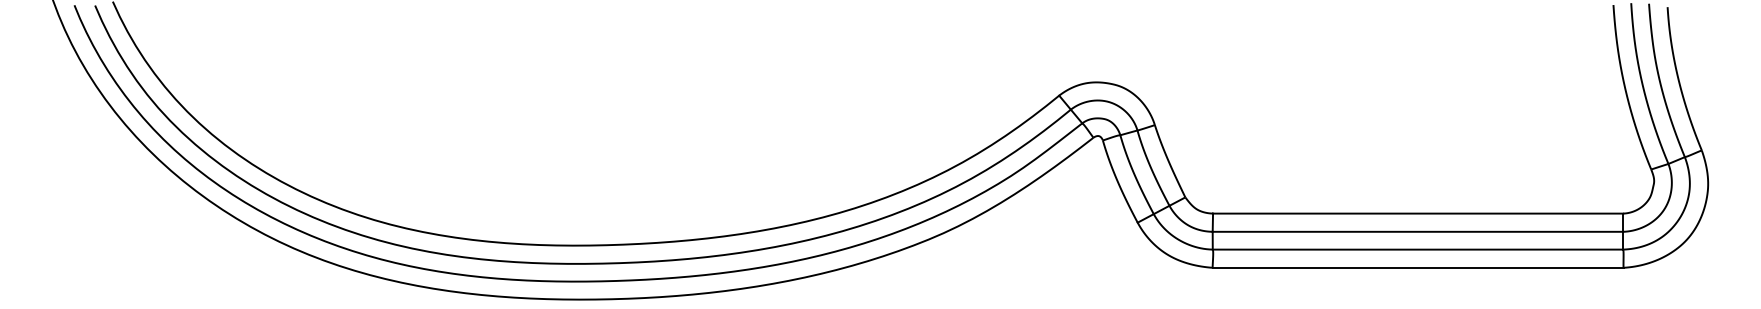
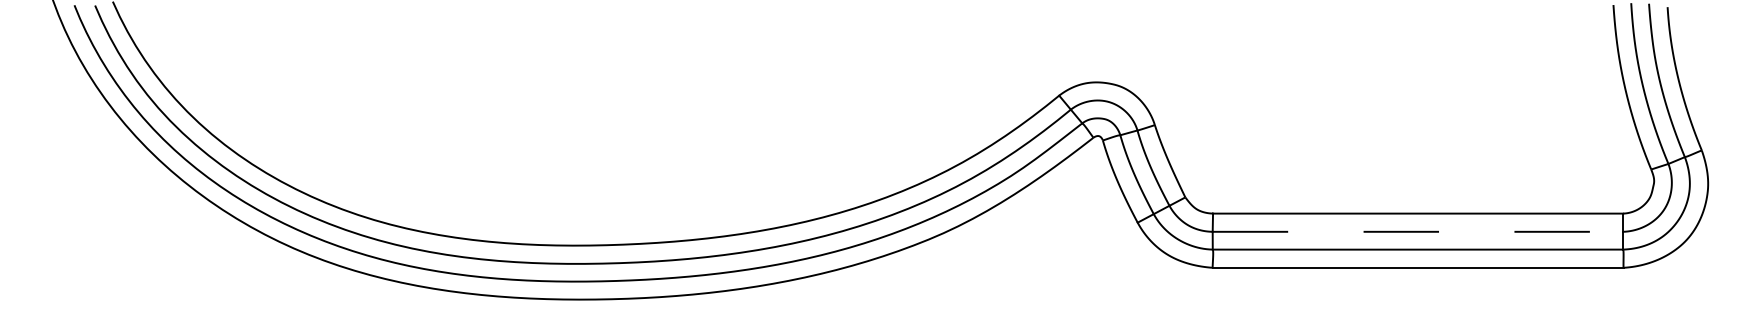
line: solid -> dashed (1418, 231)
